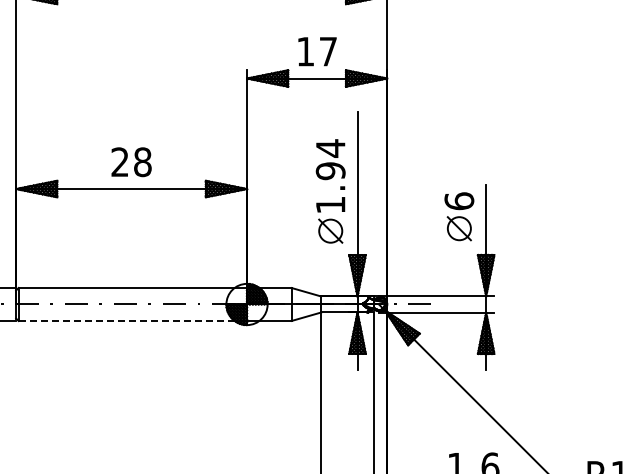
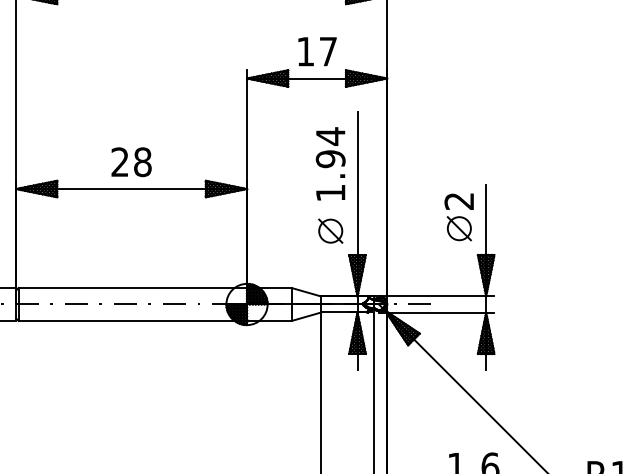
text position: (330, 175) -> (330, 163) (330, 163)
text: 6 -> 2 (459, 201)
line: dashed -> solid (133, 320)
